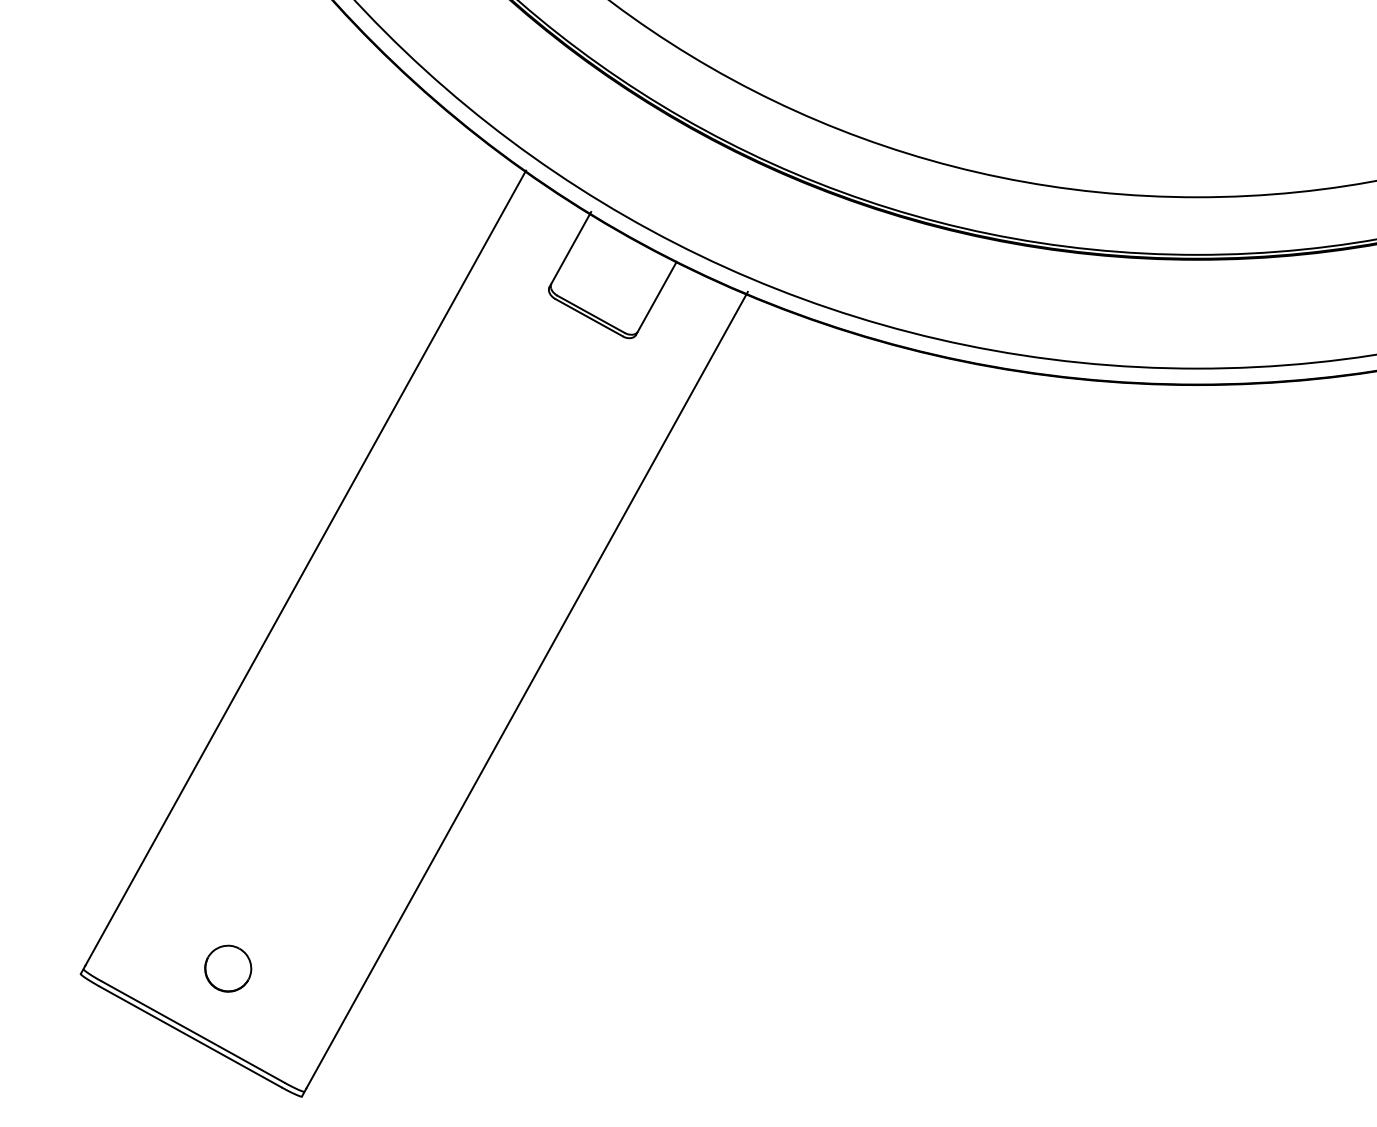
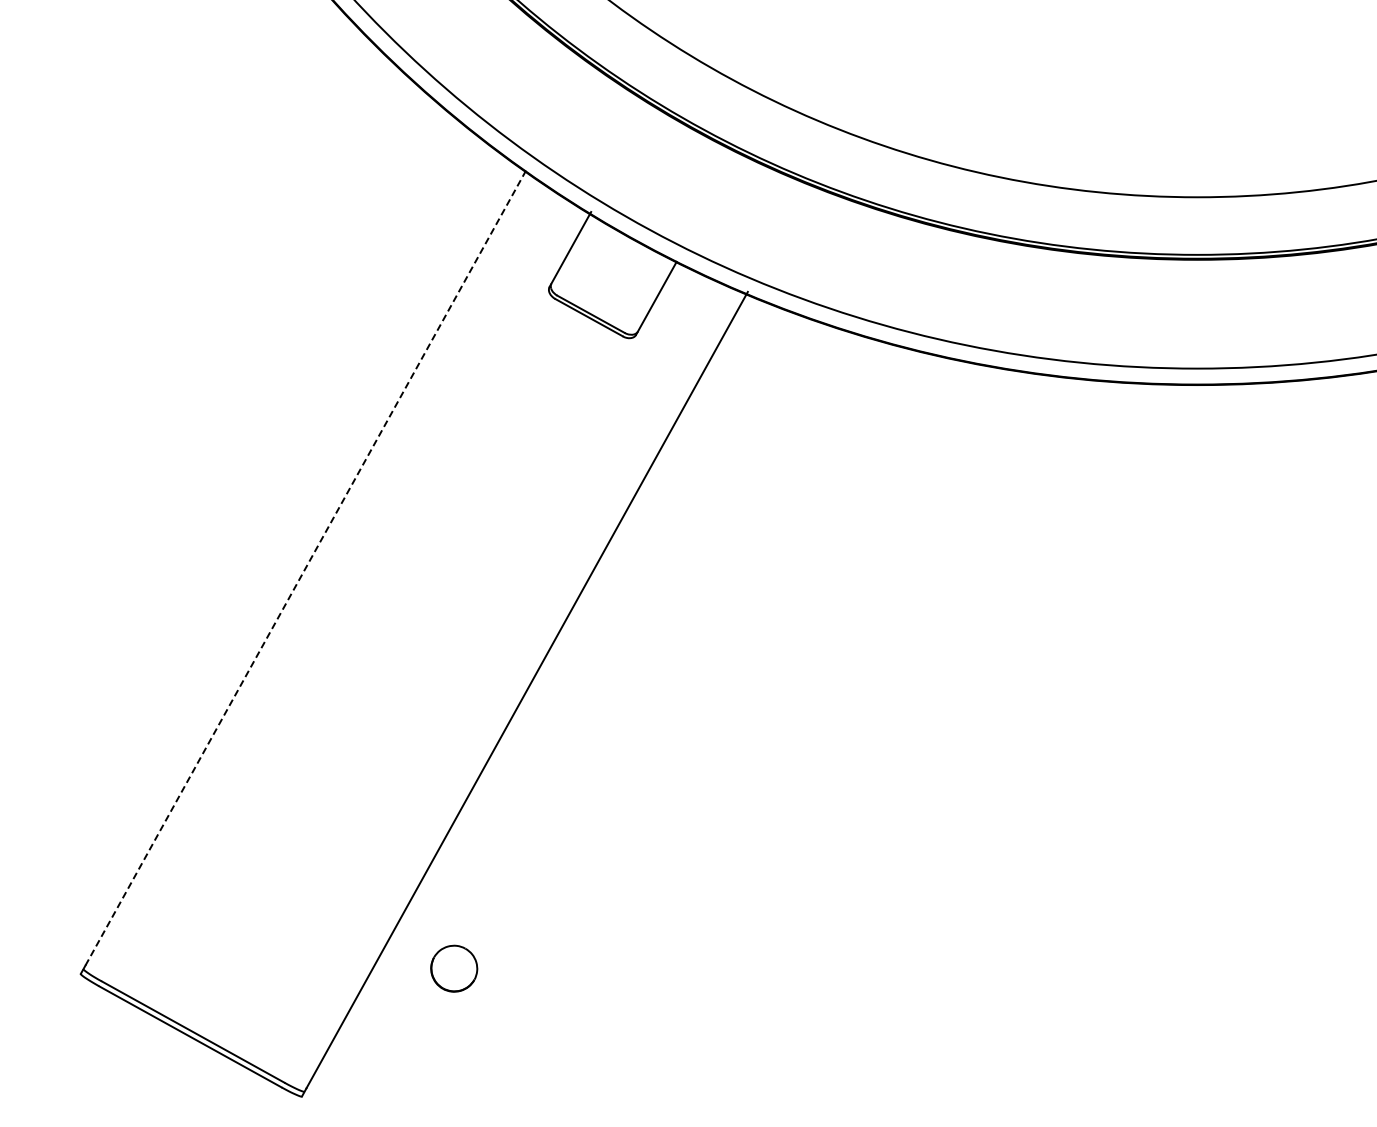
line: solid -> dashed (305, 568)
part position: (228, 968) -> (454, 968) (454, 968)
